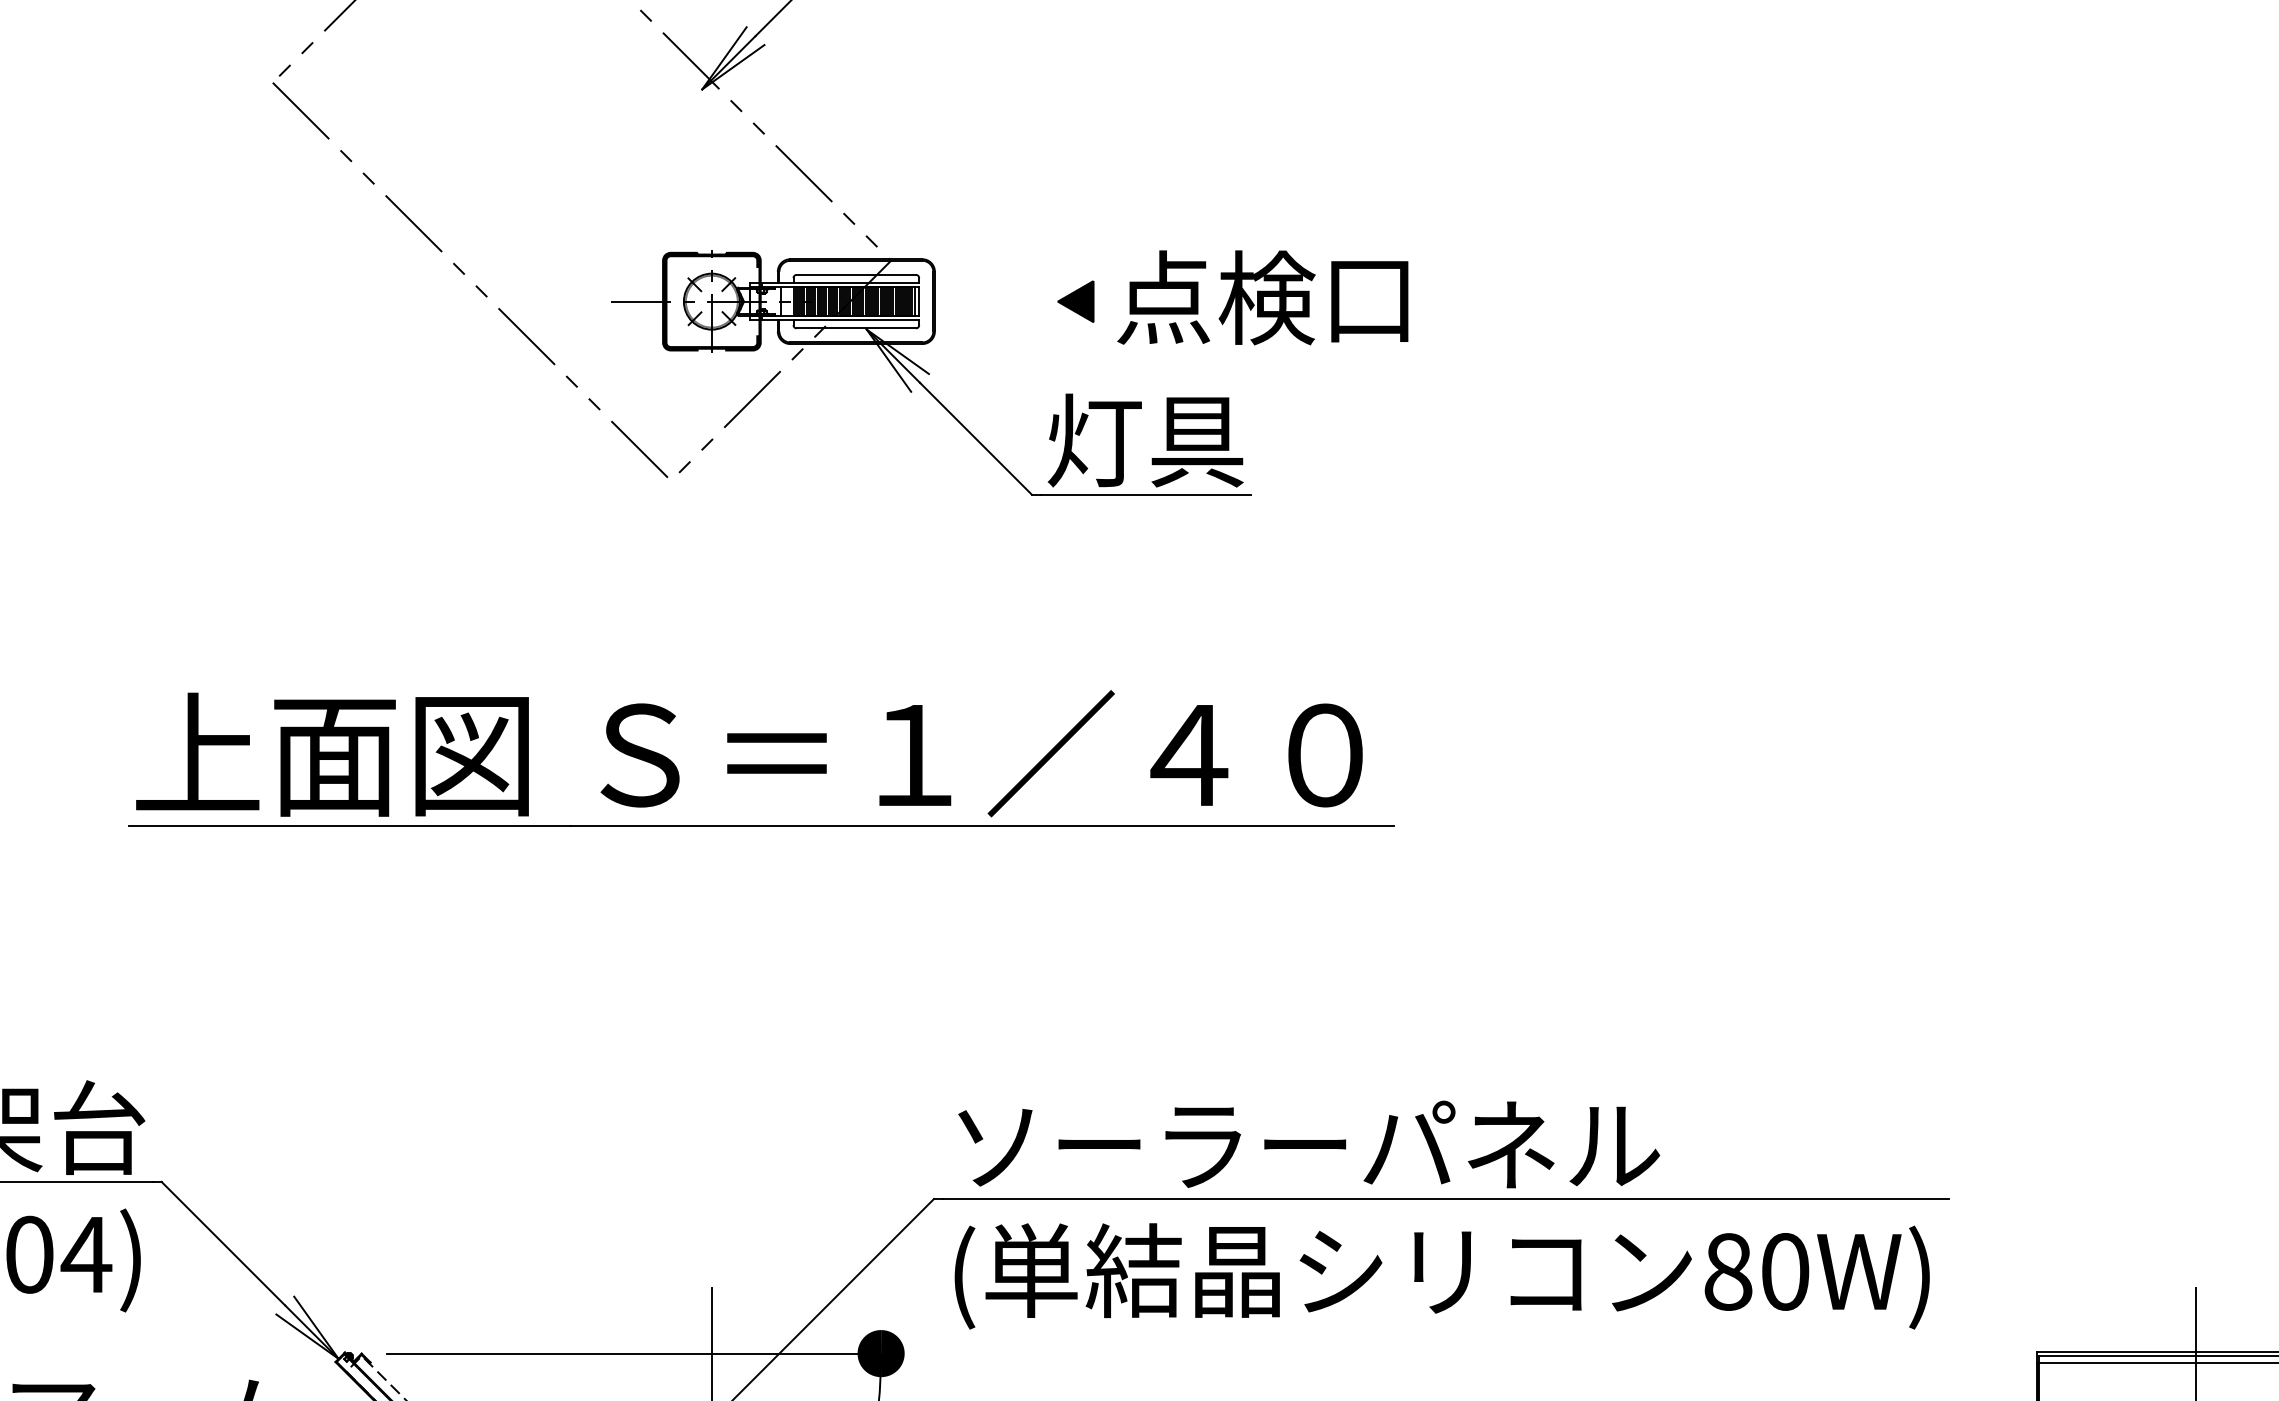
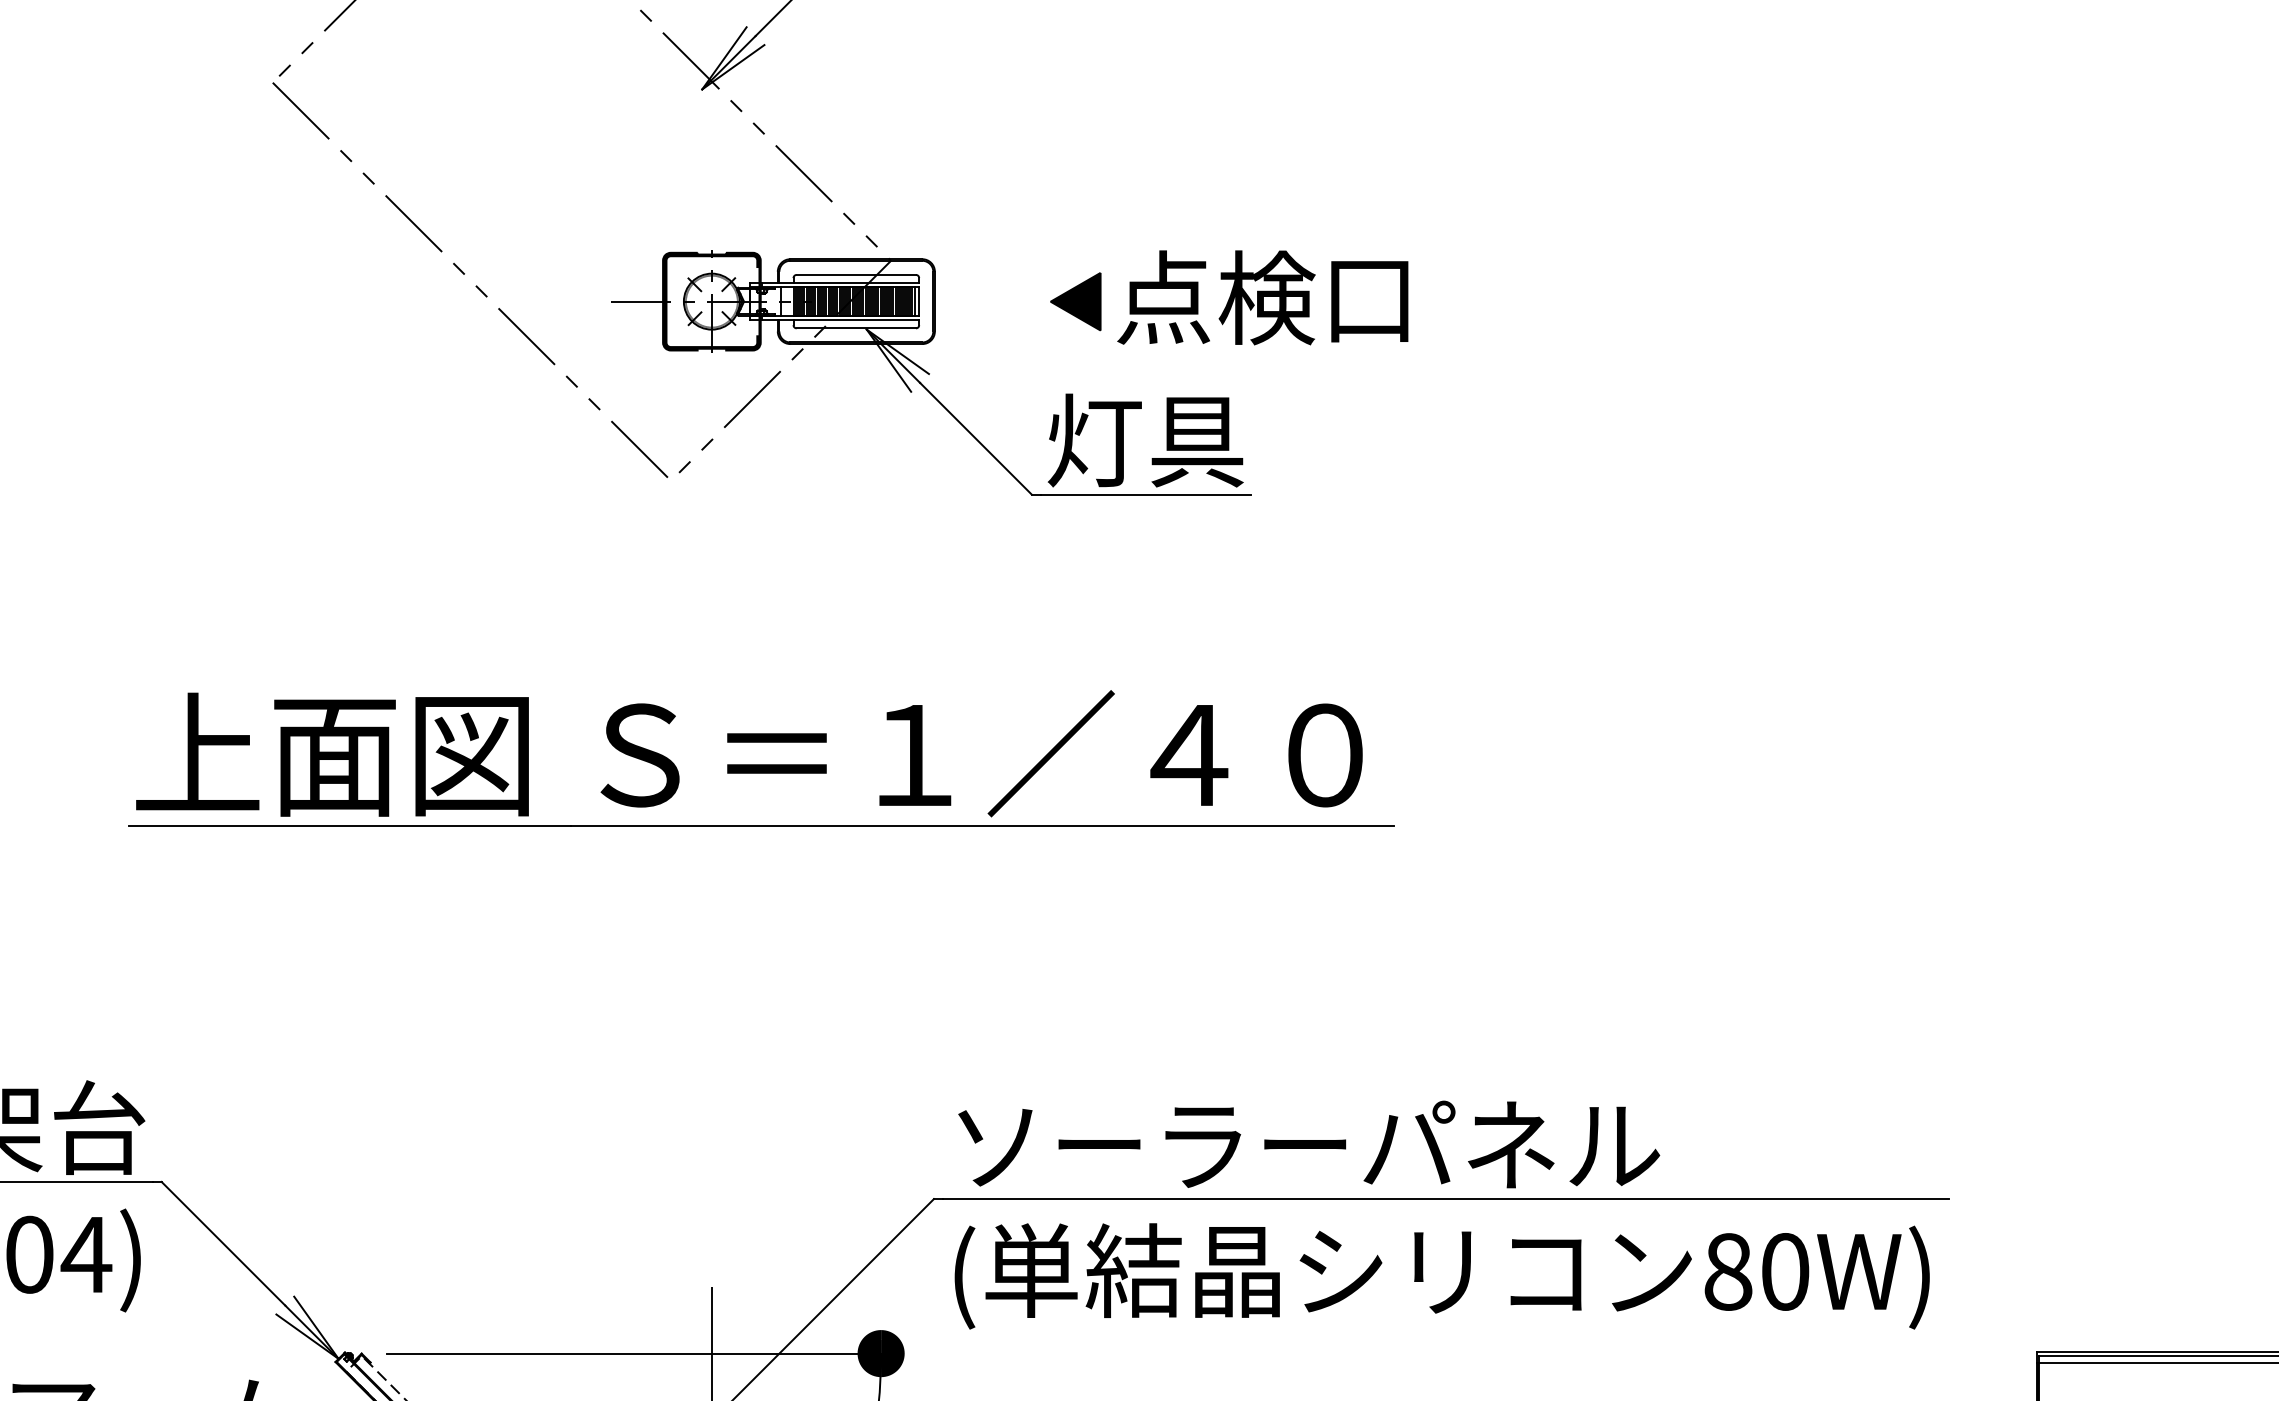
part size: 38x43 px -> 52x60 px (1075, 301)
line: present -> none (2195, 1342)
